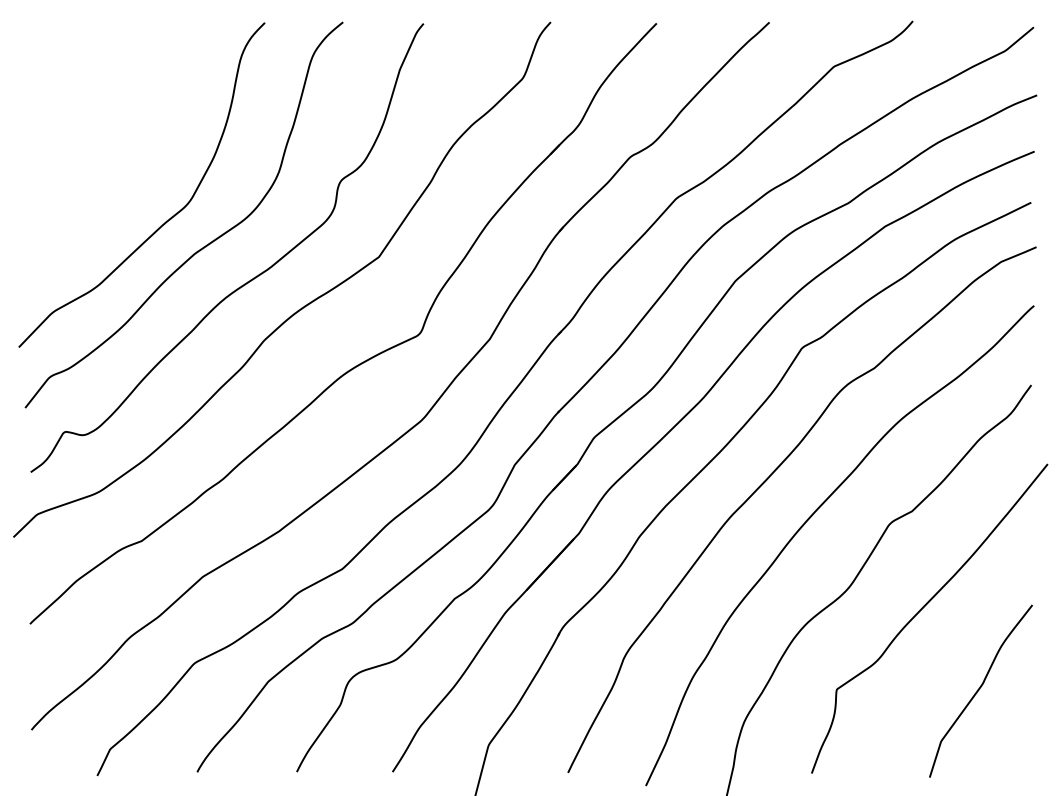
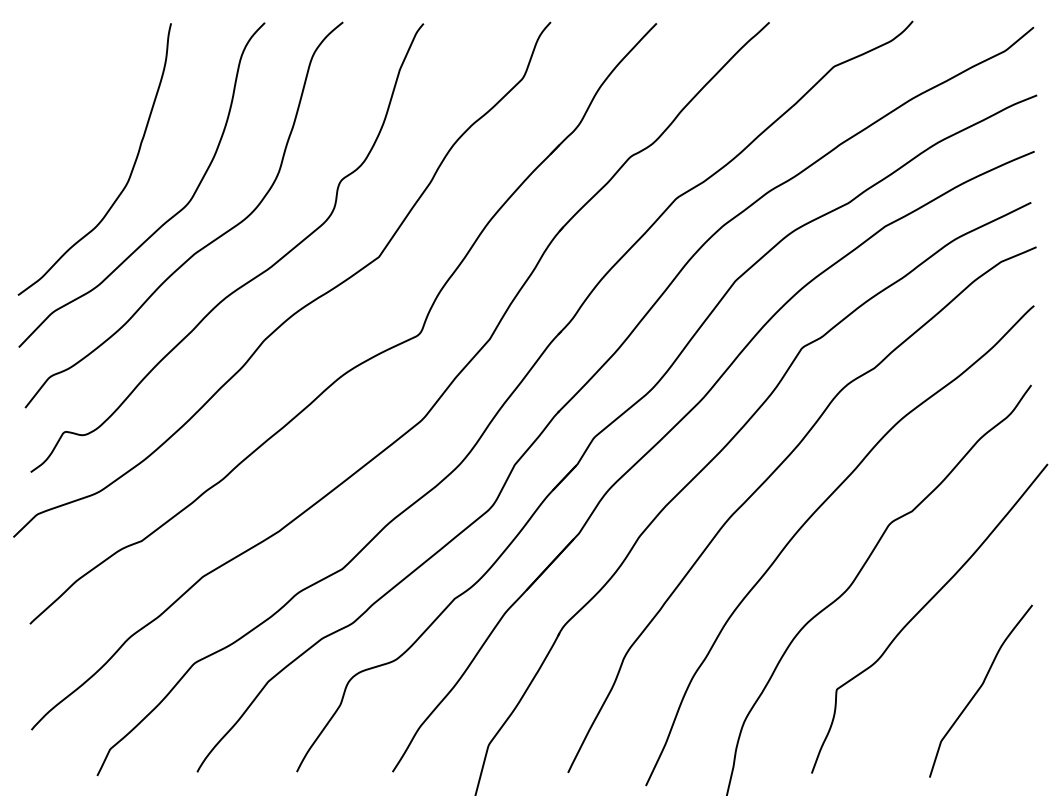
curve: none -> present (130, 172)
